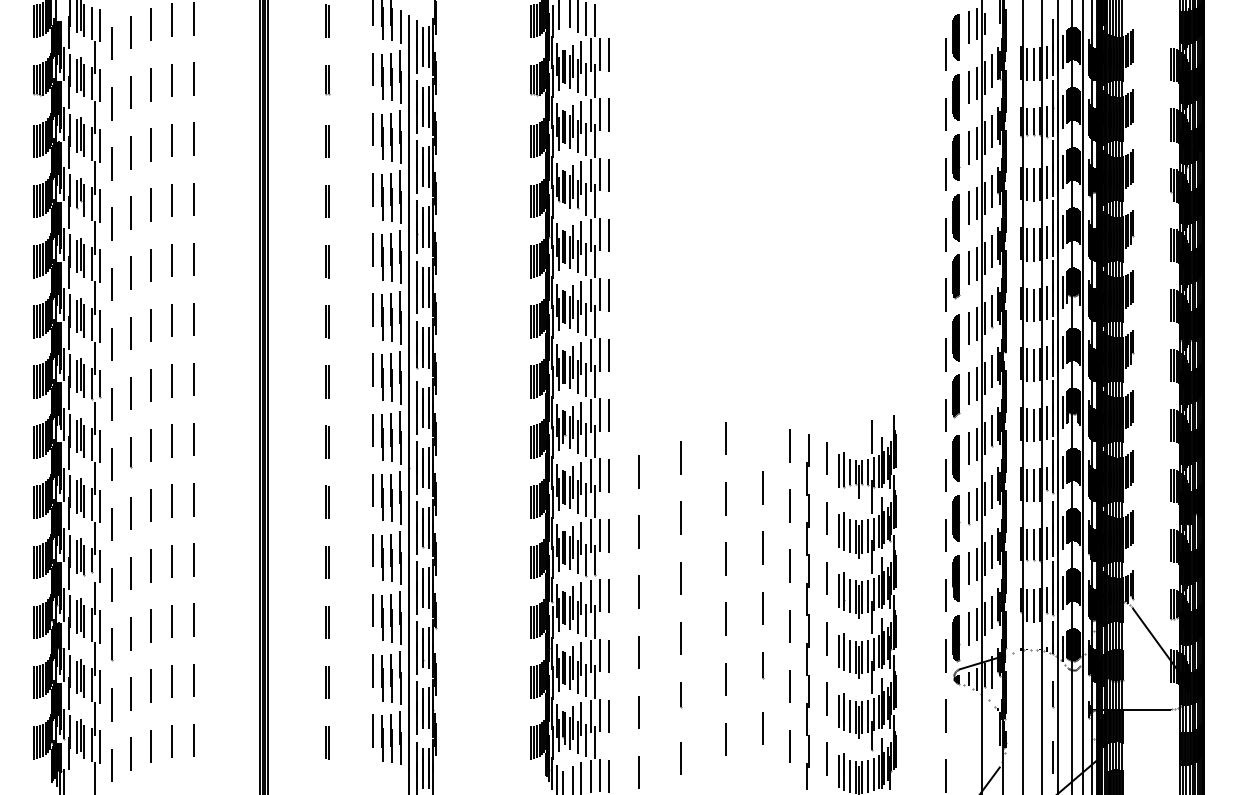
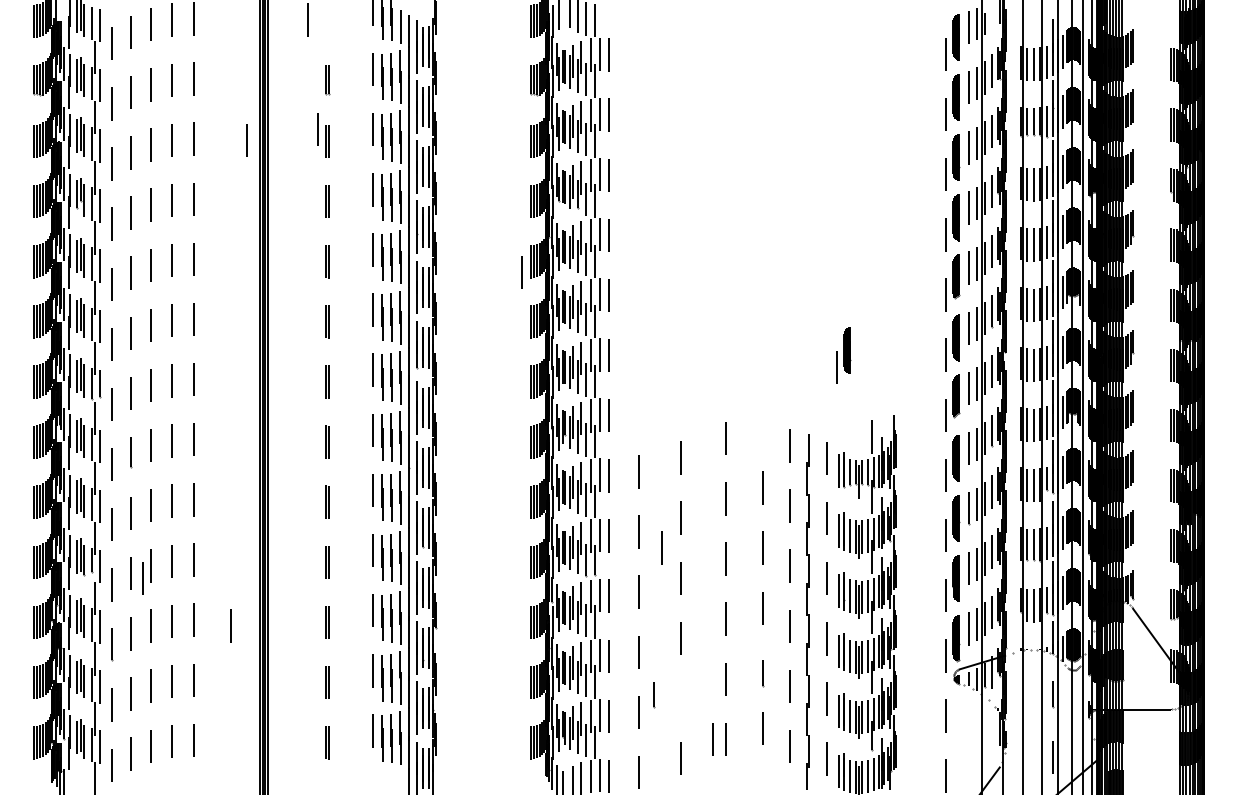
line: none -> present (307, 19)
line: present -> none (326, 20)
line: none -> present (317, 129)
line: none -> present (246, 140)
line: none -> present (521, 272)
part: none -> present (843, 355)
line: none -> present (661, 547)
line: none -> present (142, 578)
line: none -> present (230, 625)
line position: (763, 665) -> (763, 673) (763, 673)
line position: (681, 695) -> (654, 695) (654, 695)
line: none -> present (712, 739)
